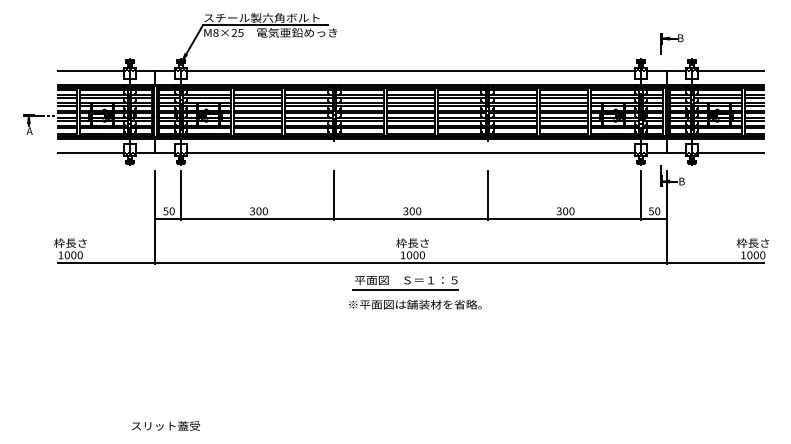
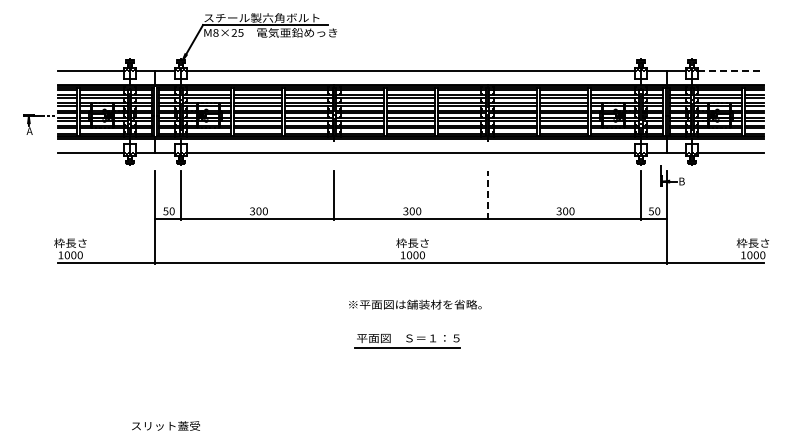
part: present -> none (671, 43)
line: solid -> dashed (731, 71)
line: solid -> dashed (487, 195)
part position: (405, 283) -> (407, 341) (407, 341)
